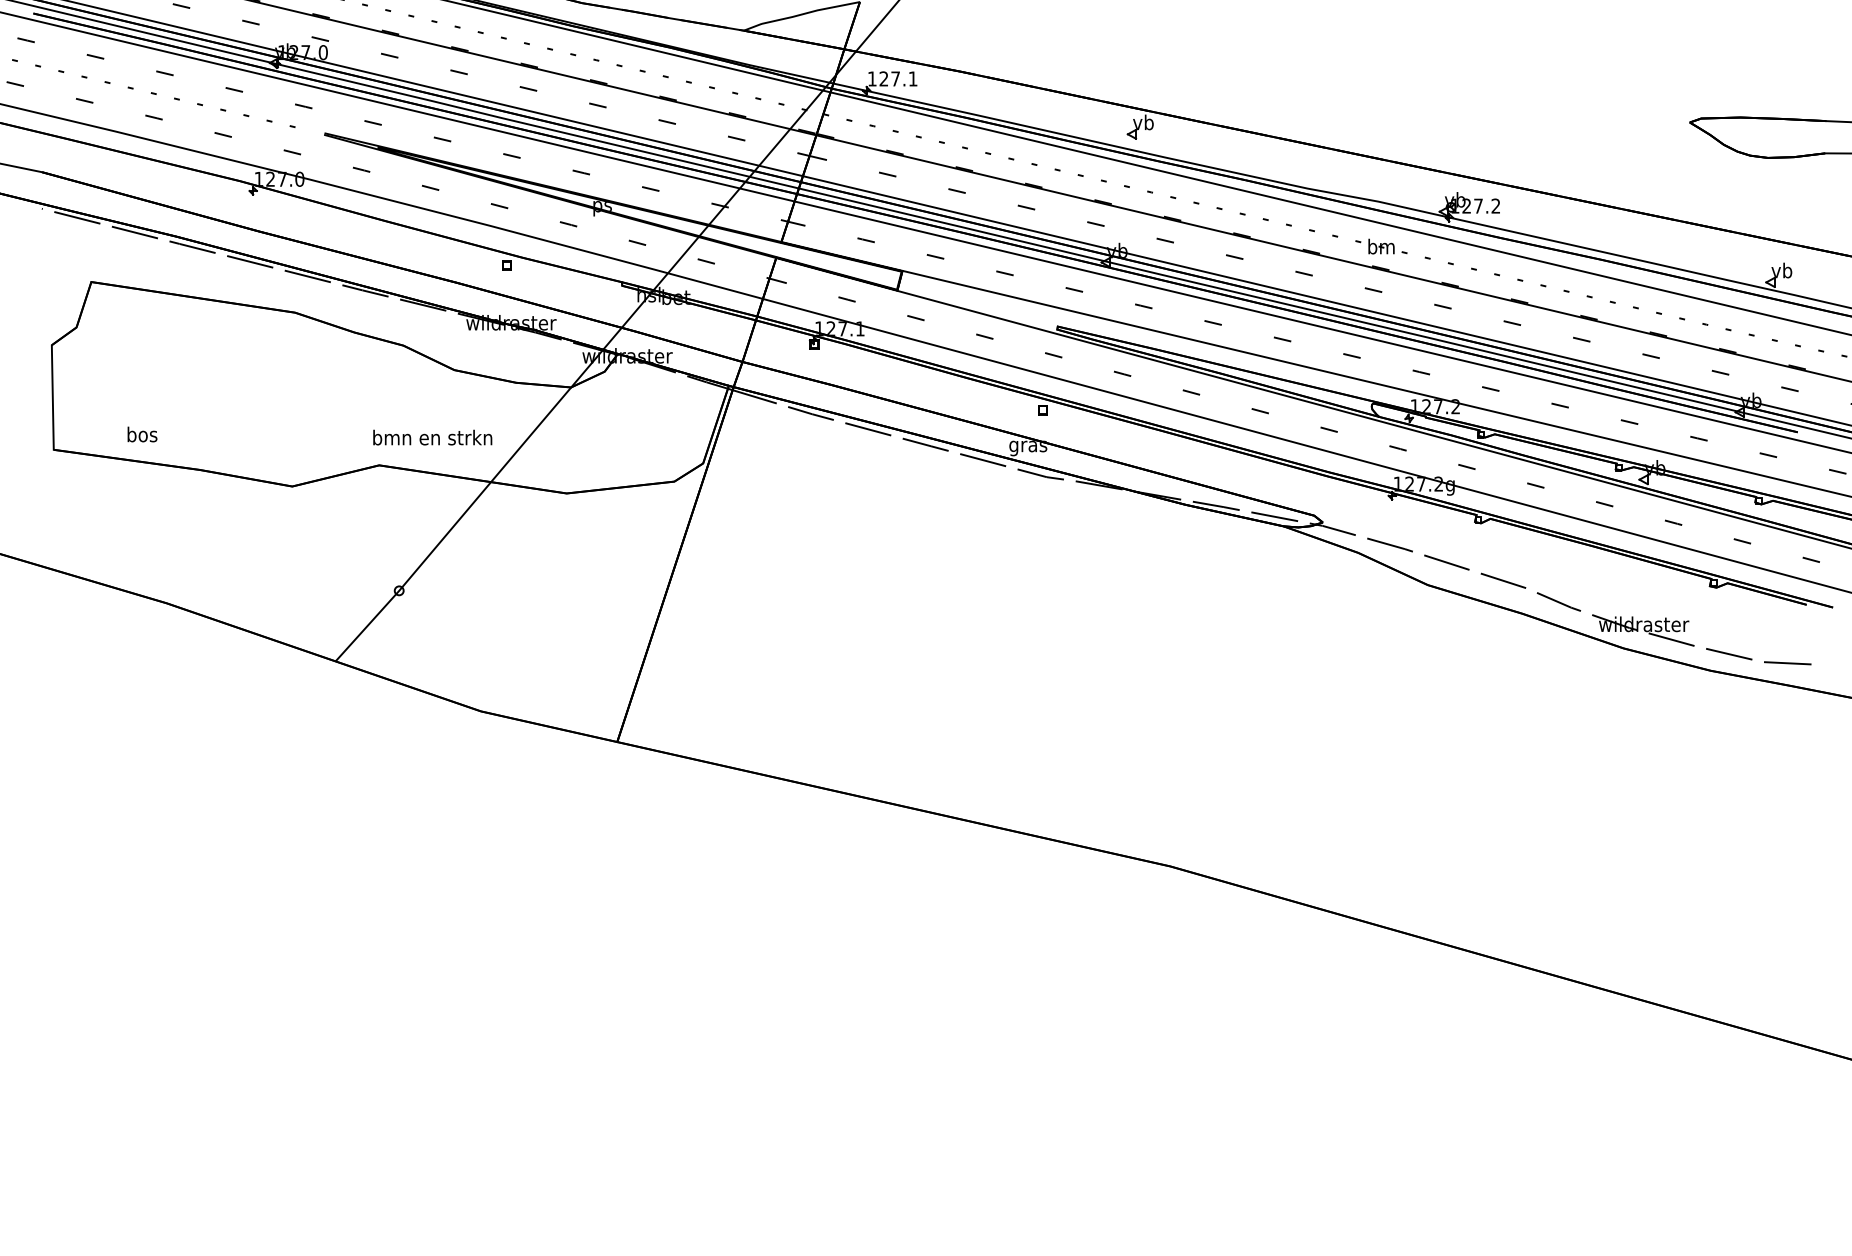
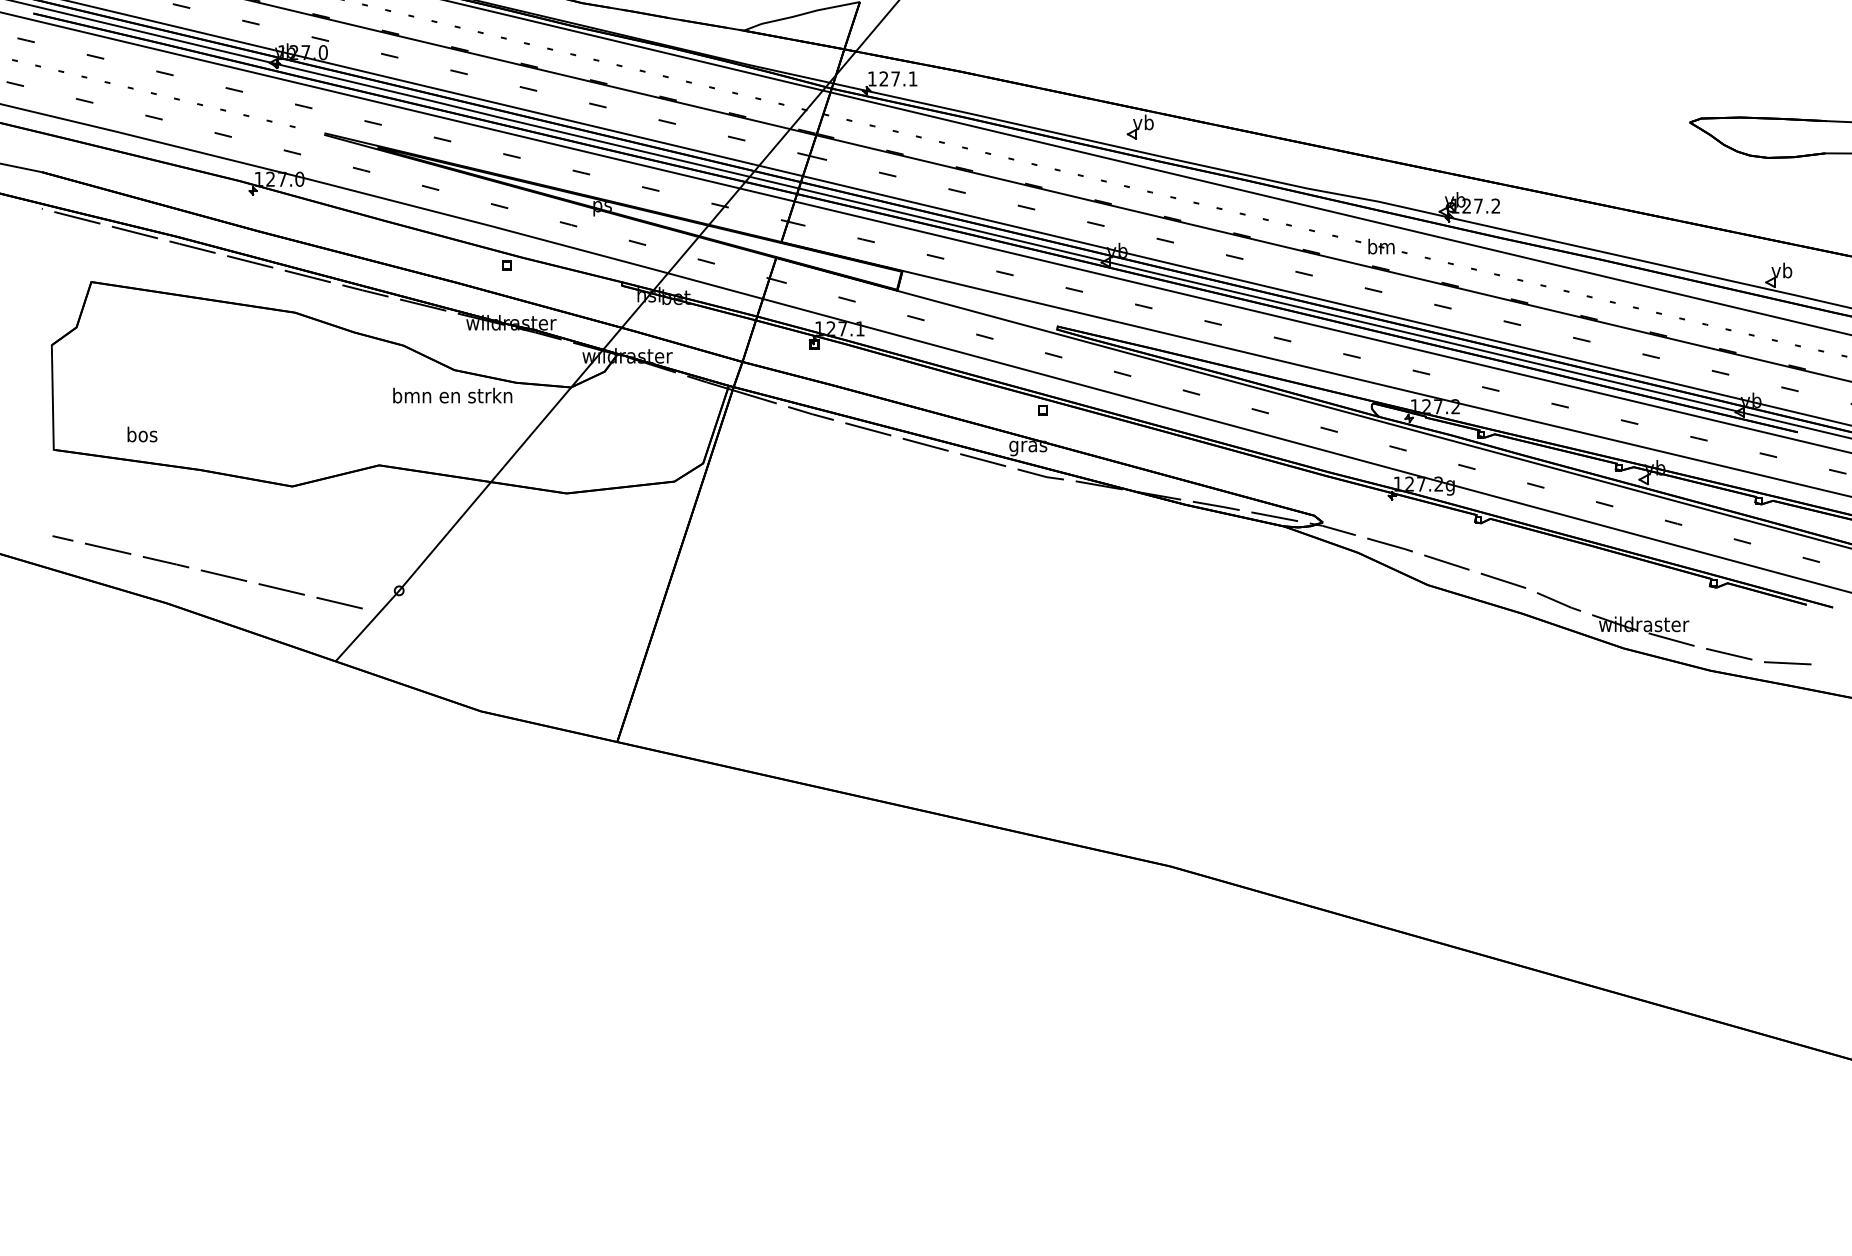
text position: (432, 437) -> (452, 395) (452, 395)
line: none -> present (207, 572)
